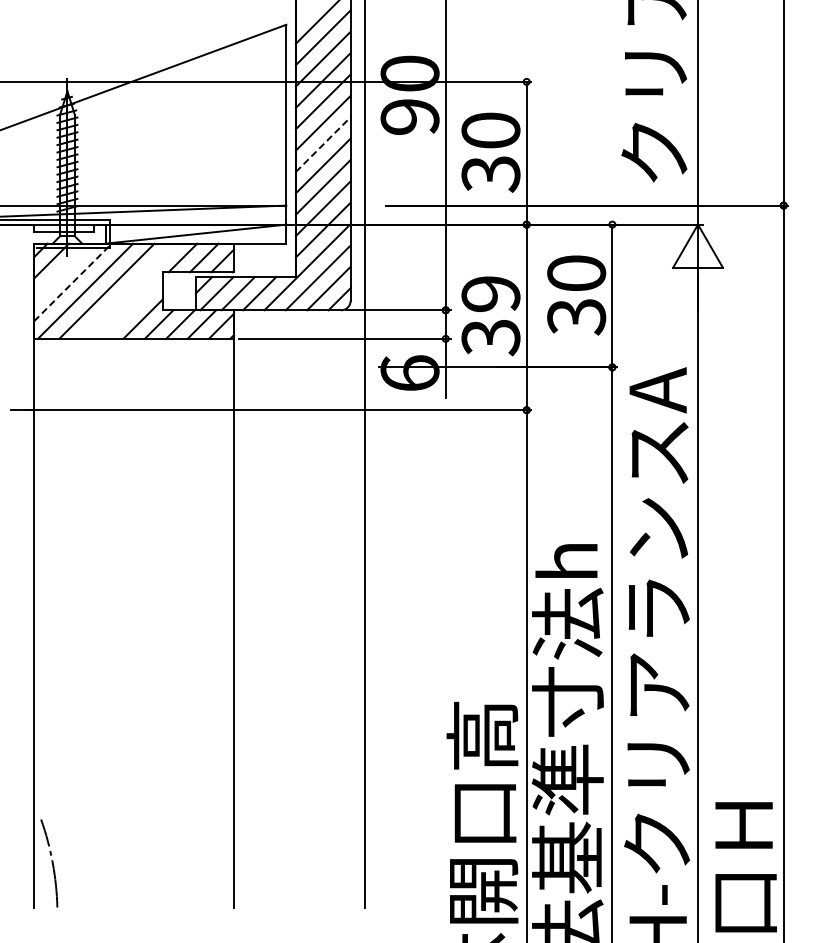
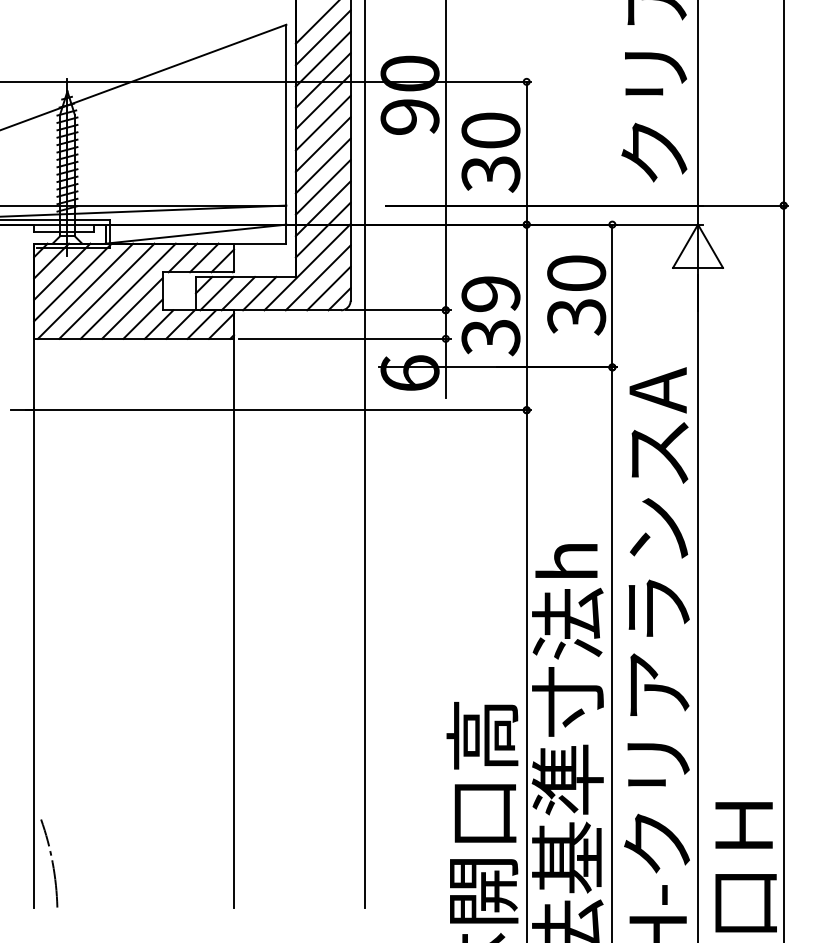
line: dashed -> solid (323, 144)
line: none -> present (62, 271)
line: dashed -> solid (72, 282)
line: none -> present (127, 290)
line: none -> present (132, 308)
